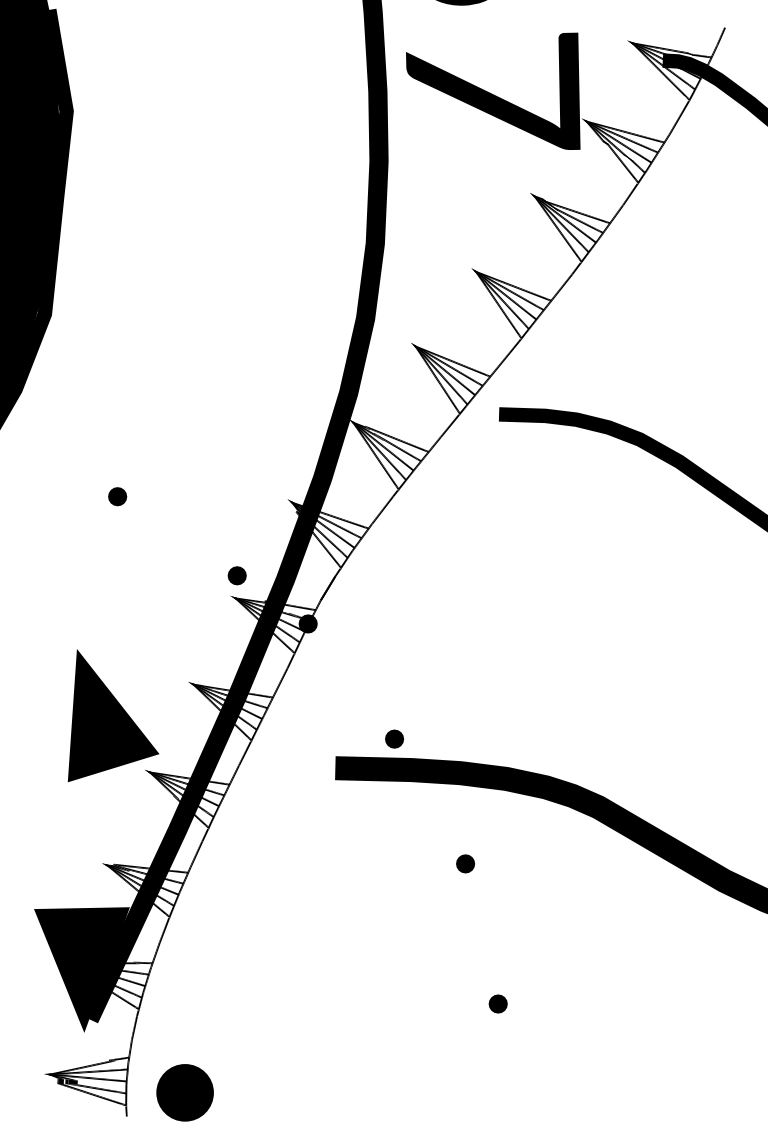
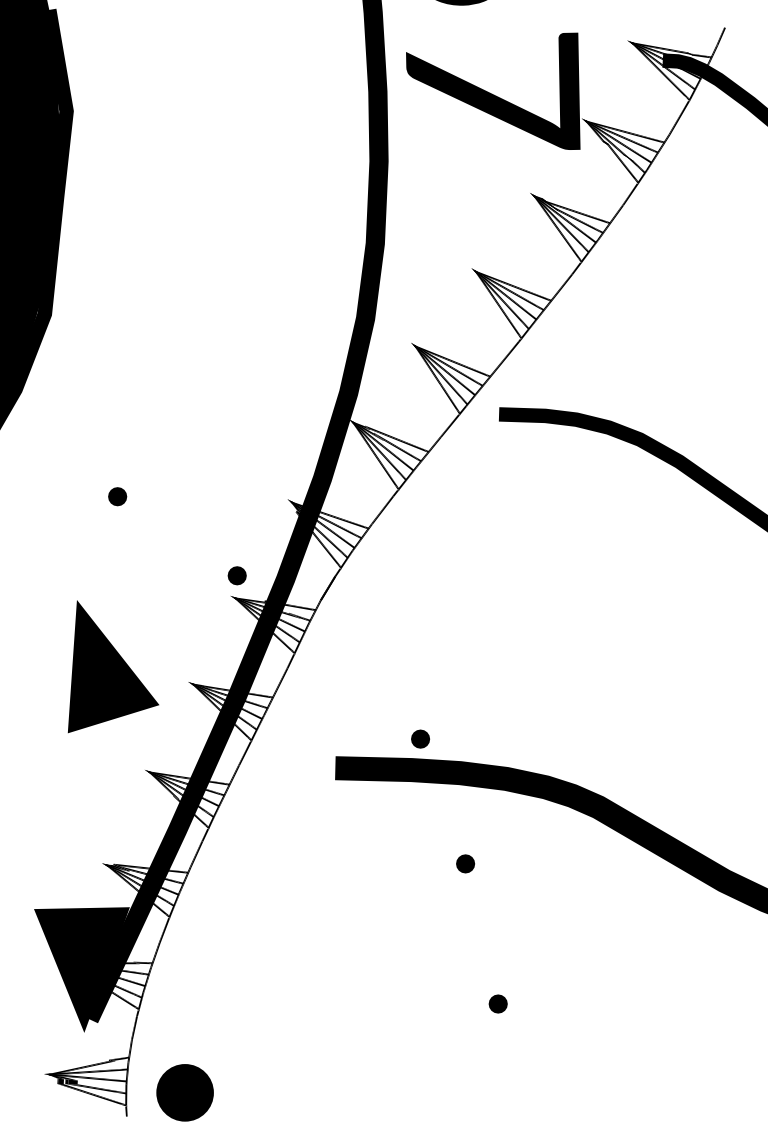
fill: present -> none (307, 623)
part position: (113, 715) -> (113, 666) (113, 666)
part position: (394, 738) -> (420, 738) (420, 738)
